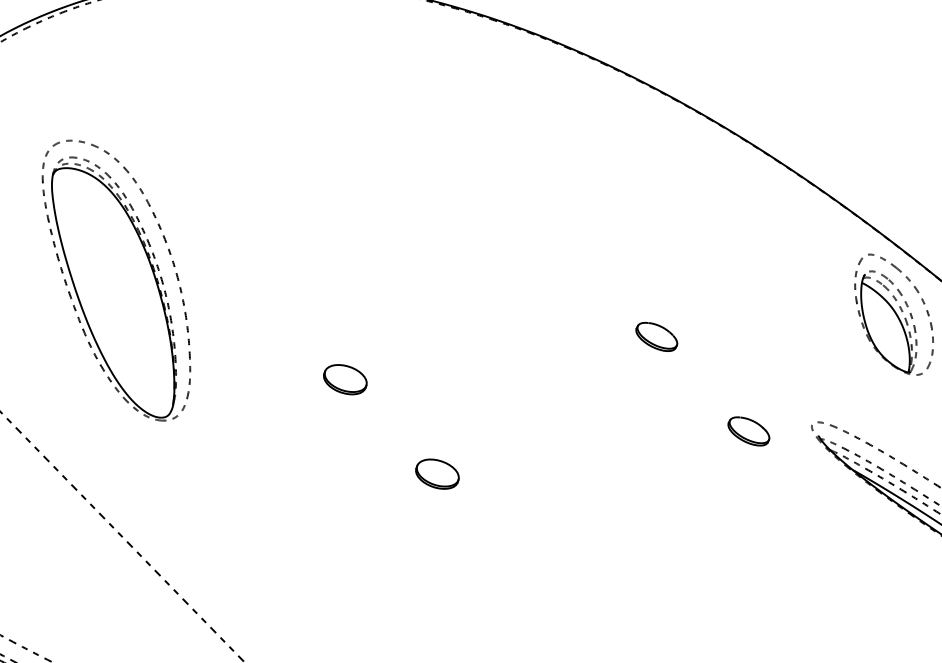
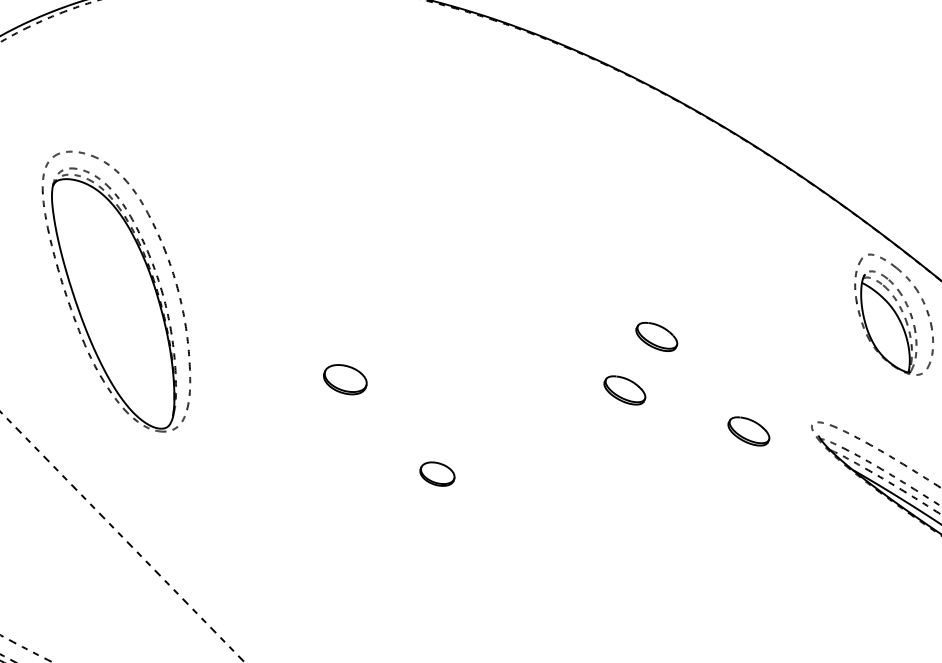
part position: (116, 280) -> (116, 291) (116, 291)
part: none -> present (624, 390)
part size: 45x32 px -> 37x26 px (437, 473)
